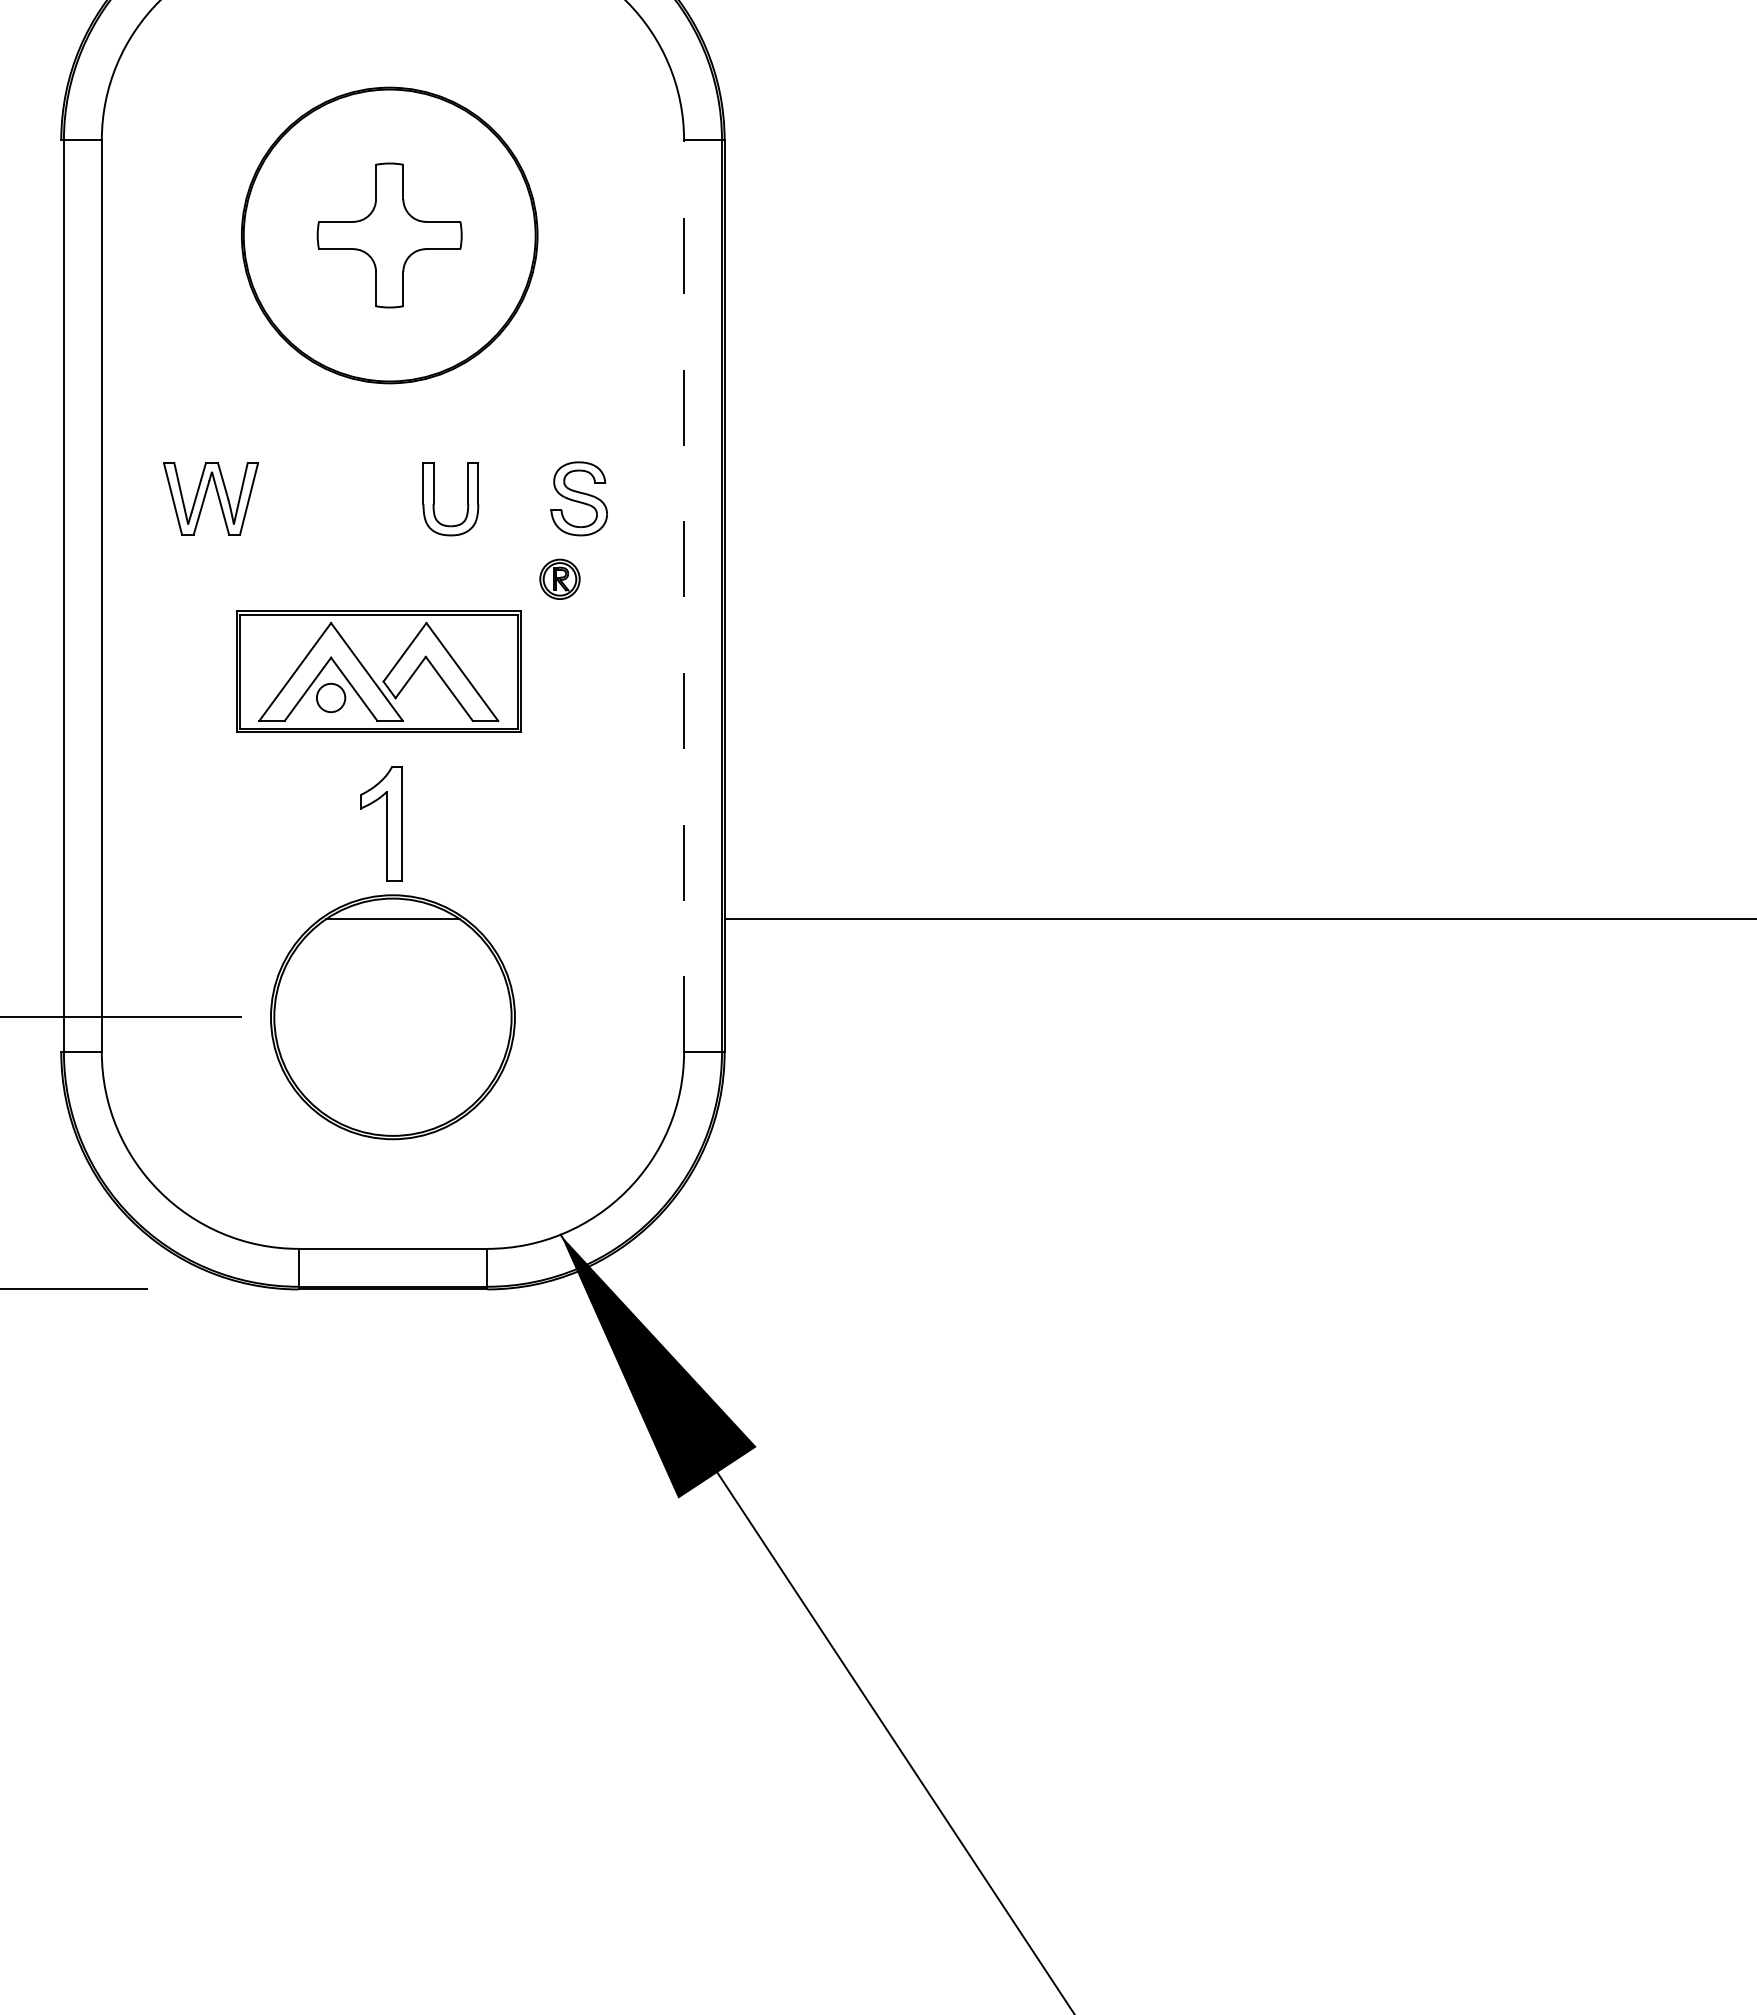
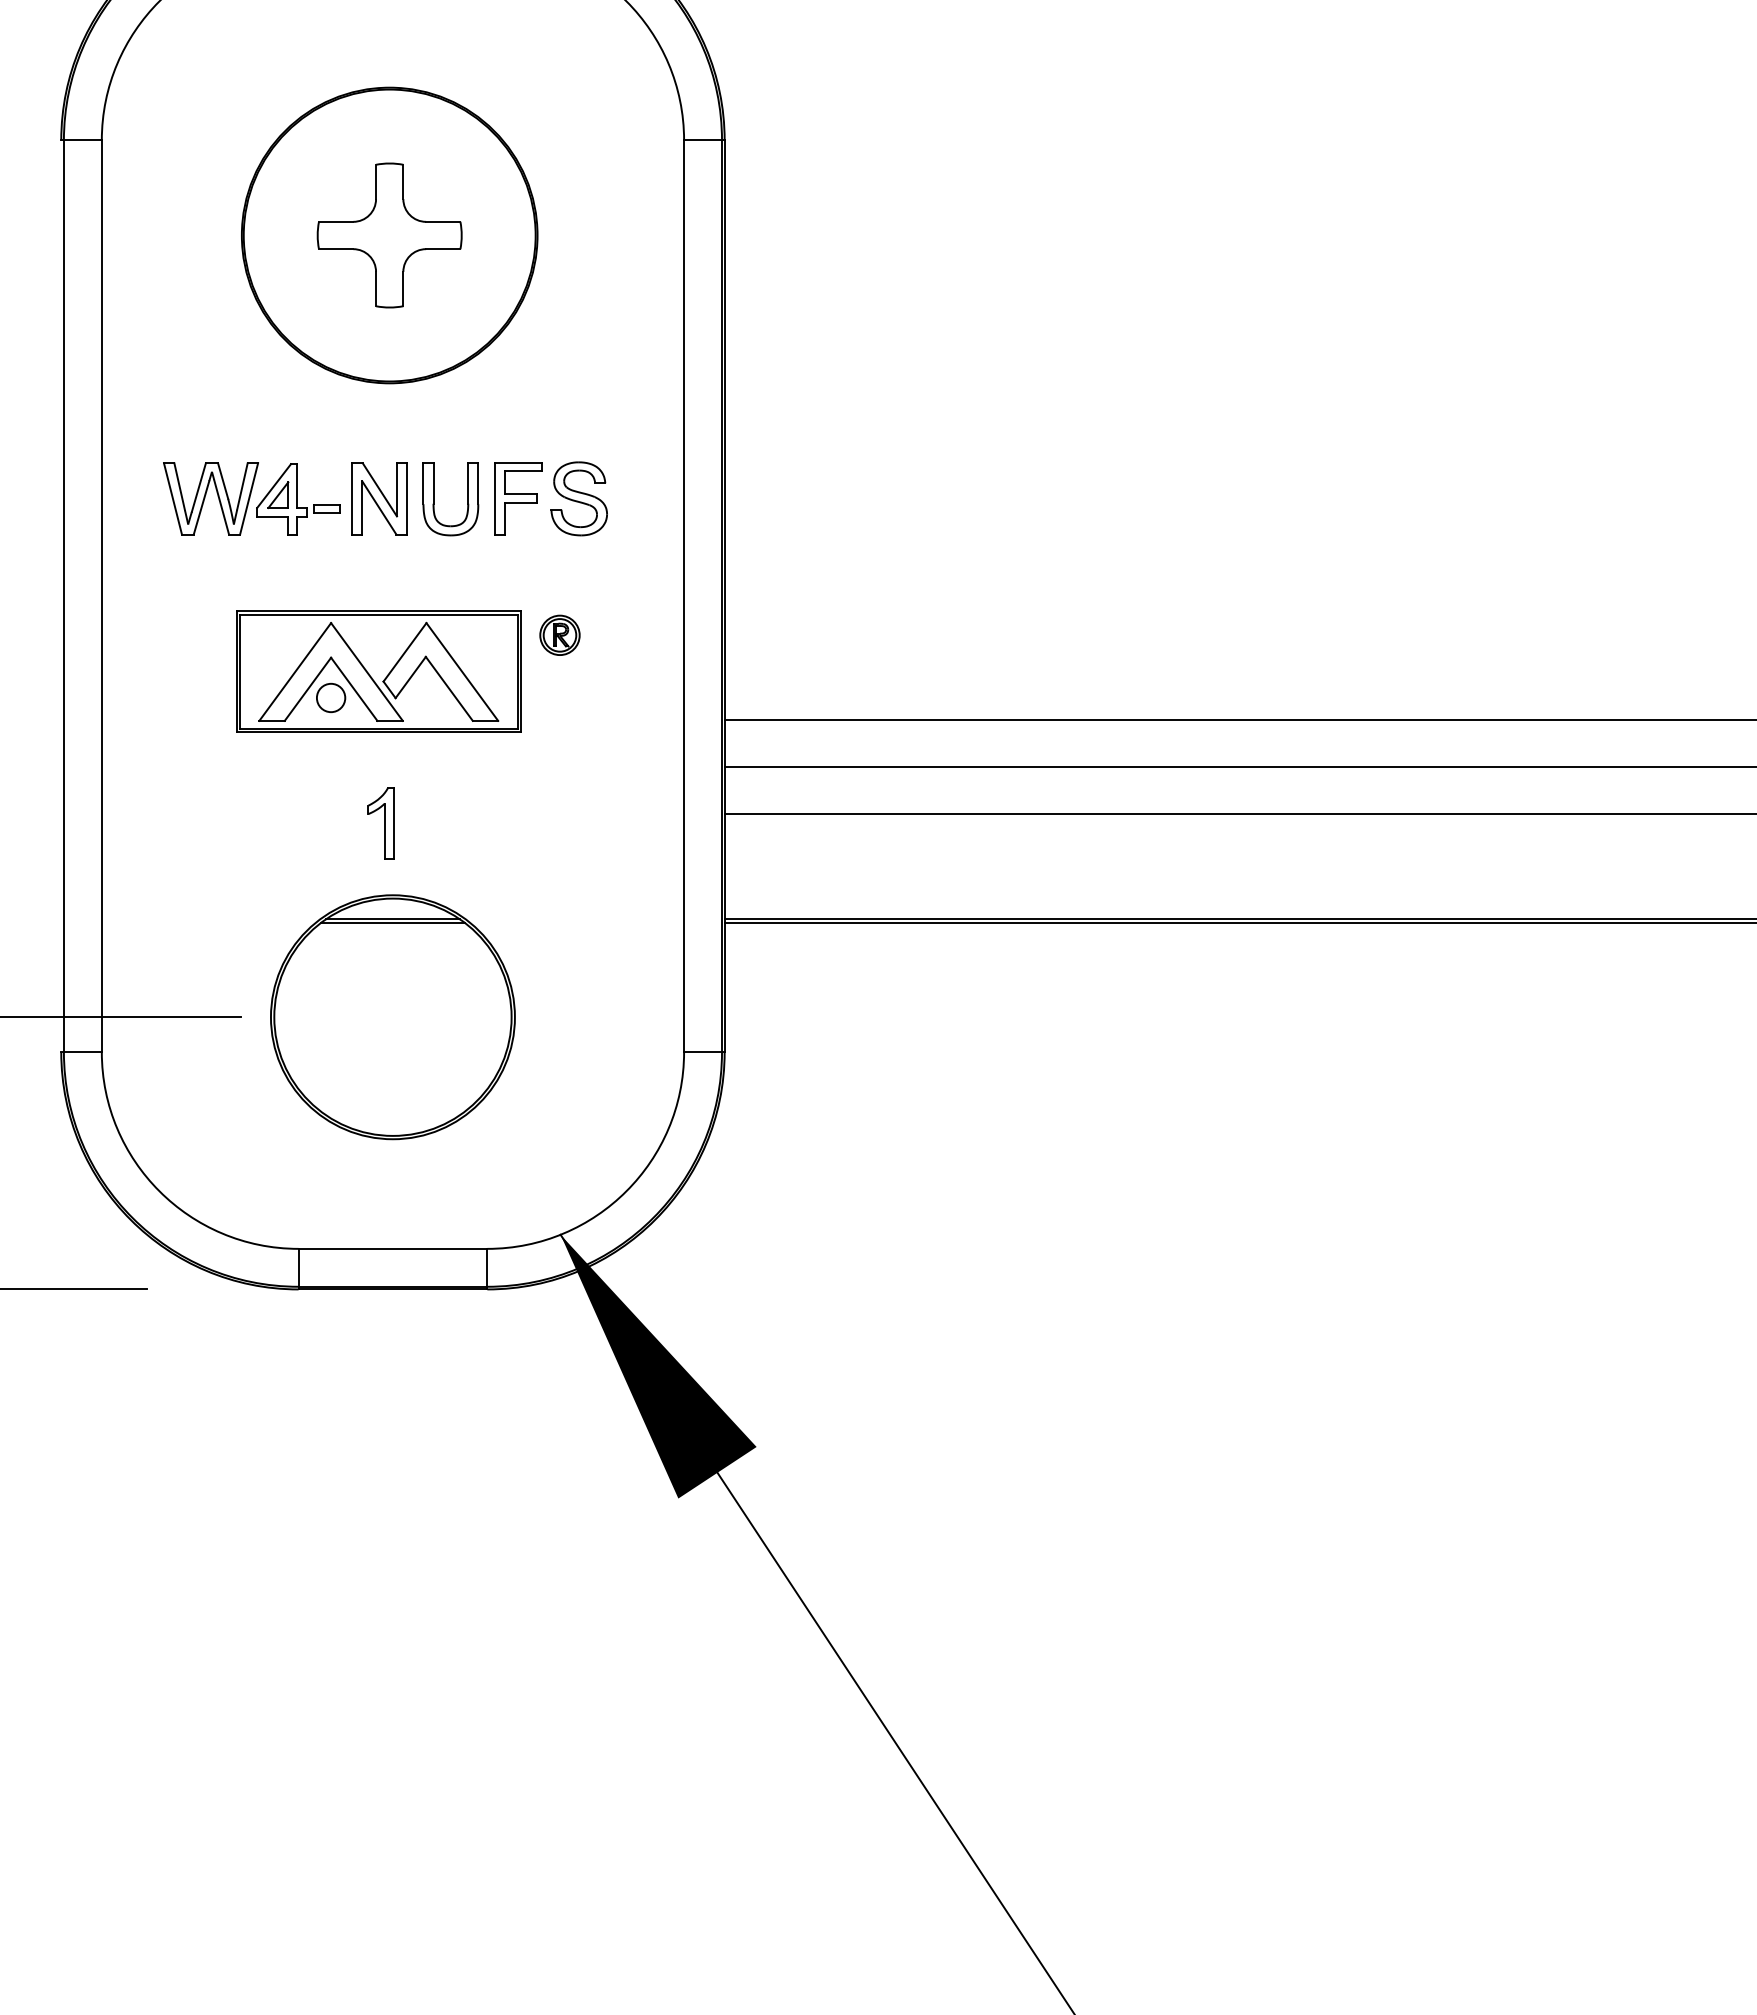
part: none -> present (379, 498)
part: none -> present (518, 498)
part: none -> present (298, 499)
part position: (559, 578) -> (559, 634) (559, 634)
line: dashed -> solid (684, 596)
line: none -> present (1238, 719)
line: none -> present (1238, 767)
line: none -> present (1238, 813)
part size: 43x116 px -> 28x73 px (380, 823)
line: none -> present (392, 922)
line: none -> present (1238, 922)
